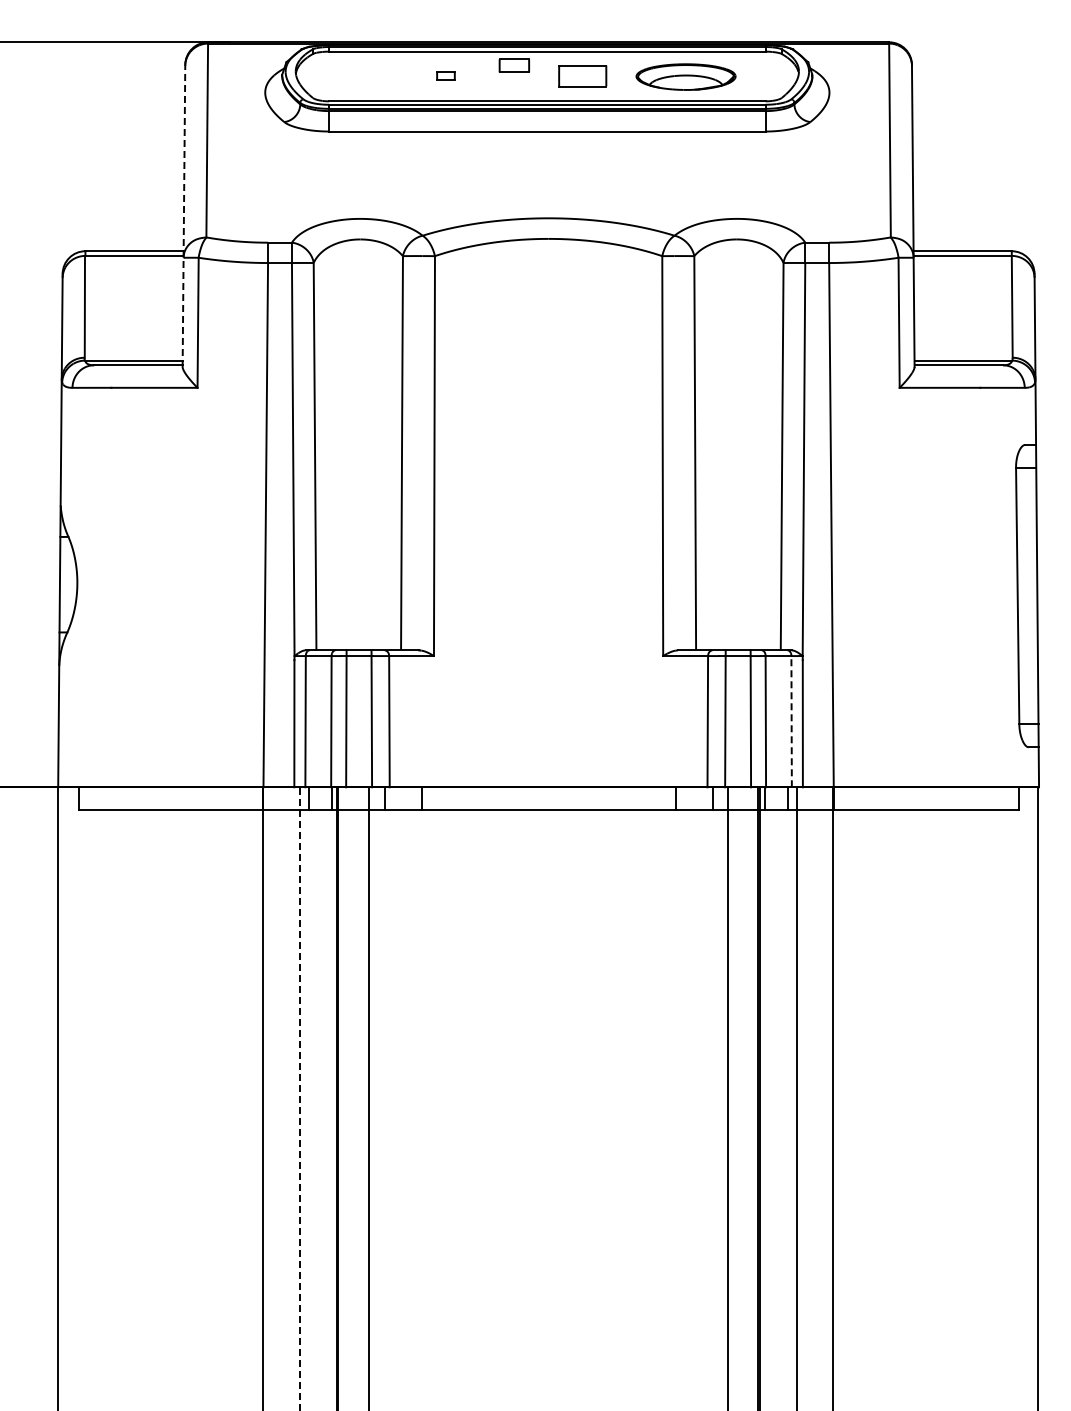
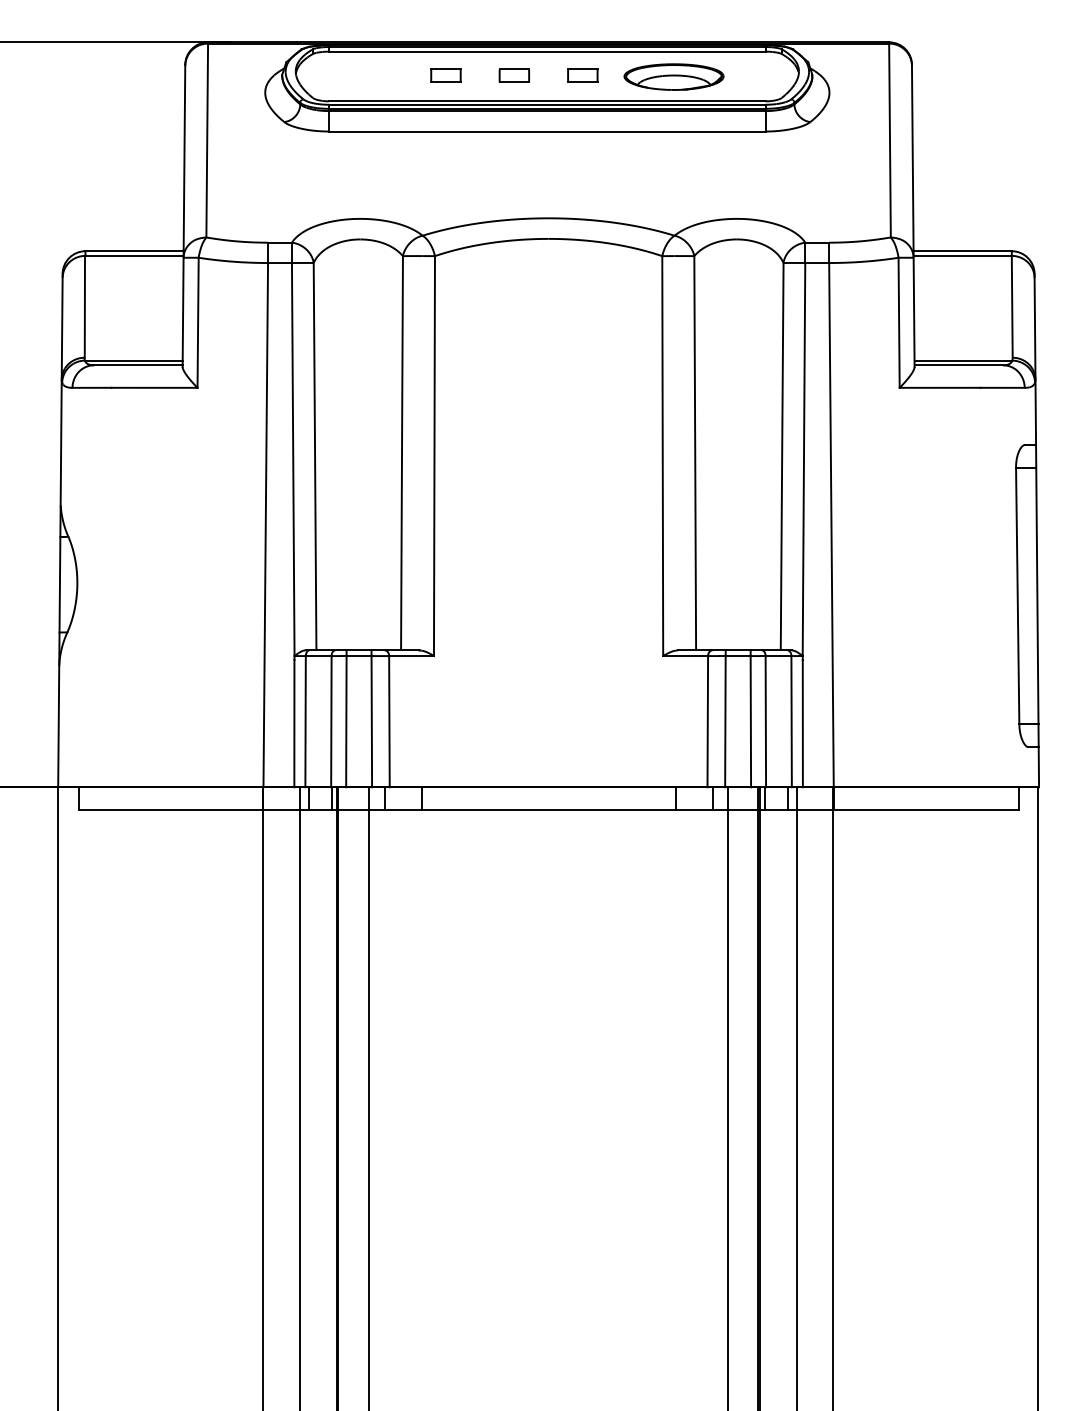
part position: (513, 65) -> (513, 75) (513, 75)
part size: 20x10 px -> 32x15 px (445, 75)
part size: 50x23 px -> 32x15 px (582, 75)
part position: (685, 76) -> (673, 76) (673, 76)
line: dashed -> solid (183, 216)
line: dashed -> solid (791, 721)
line: dashed -> solid (299, 1098)
